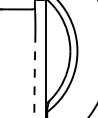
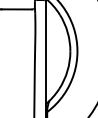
arc: dashed -> solid (34, 76)
